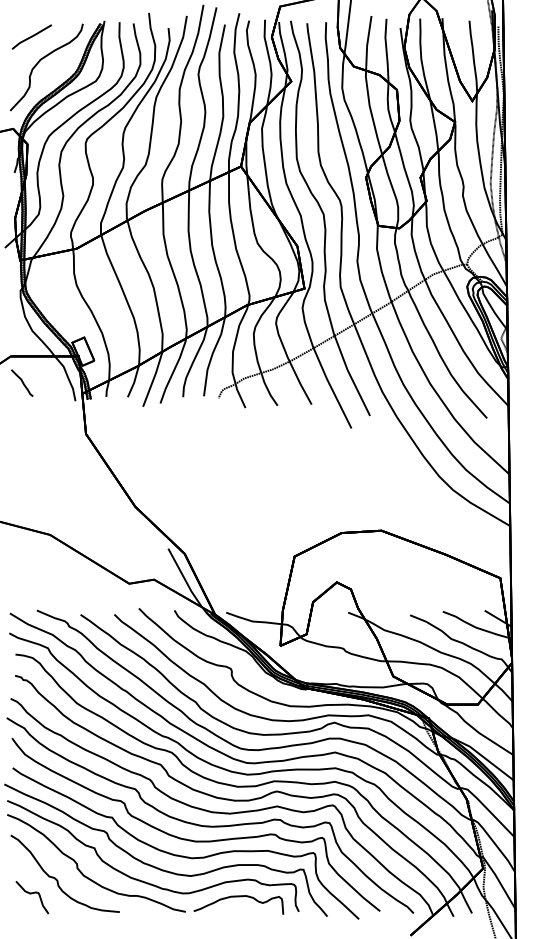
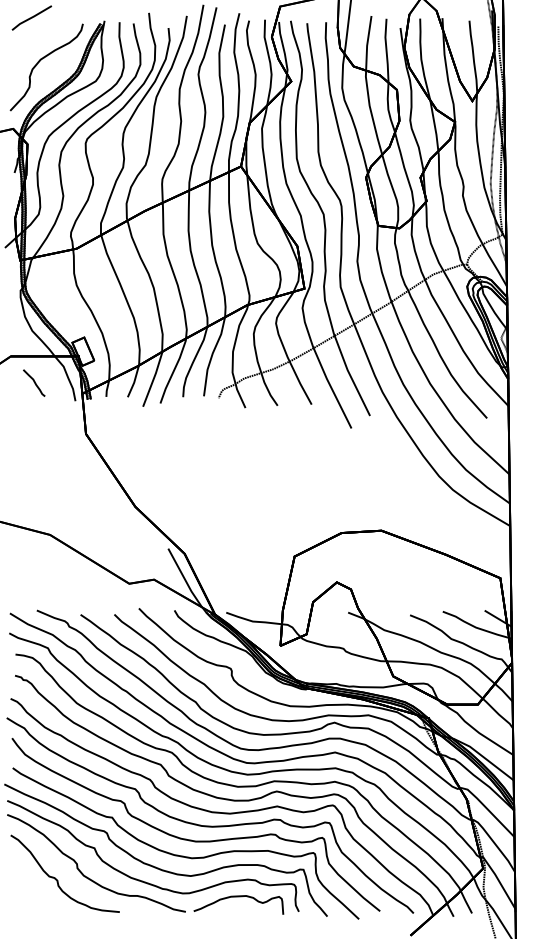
line position: (31, 36) -> (31, 17) (31, 17)
curve position: (22, 382) -> (34, 382) (34, 382)
curve: present -> none (32, 894)
